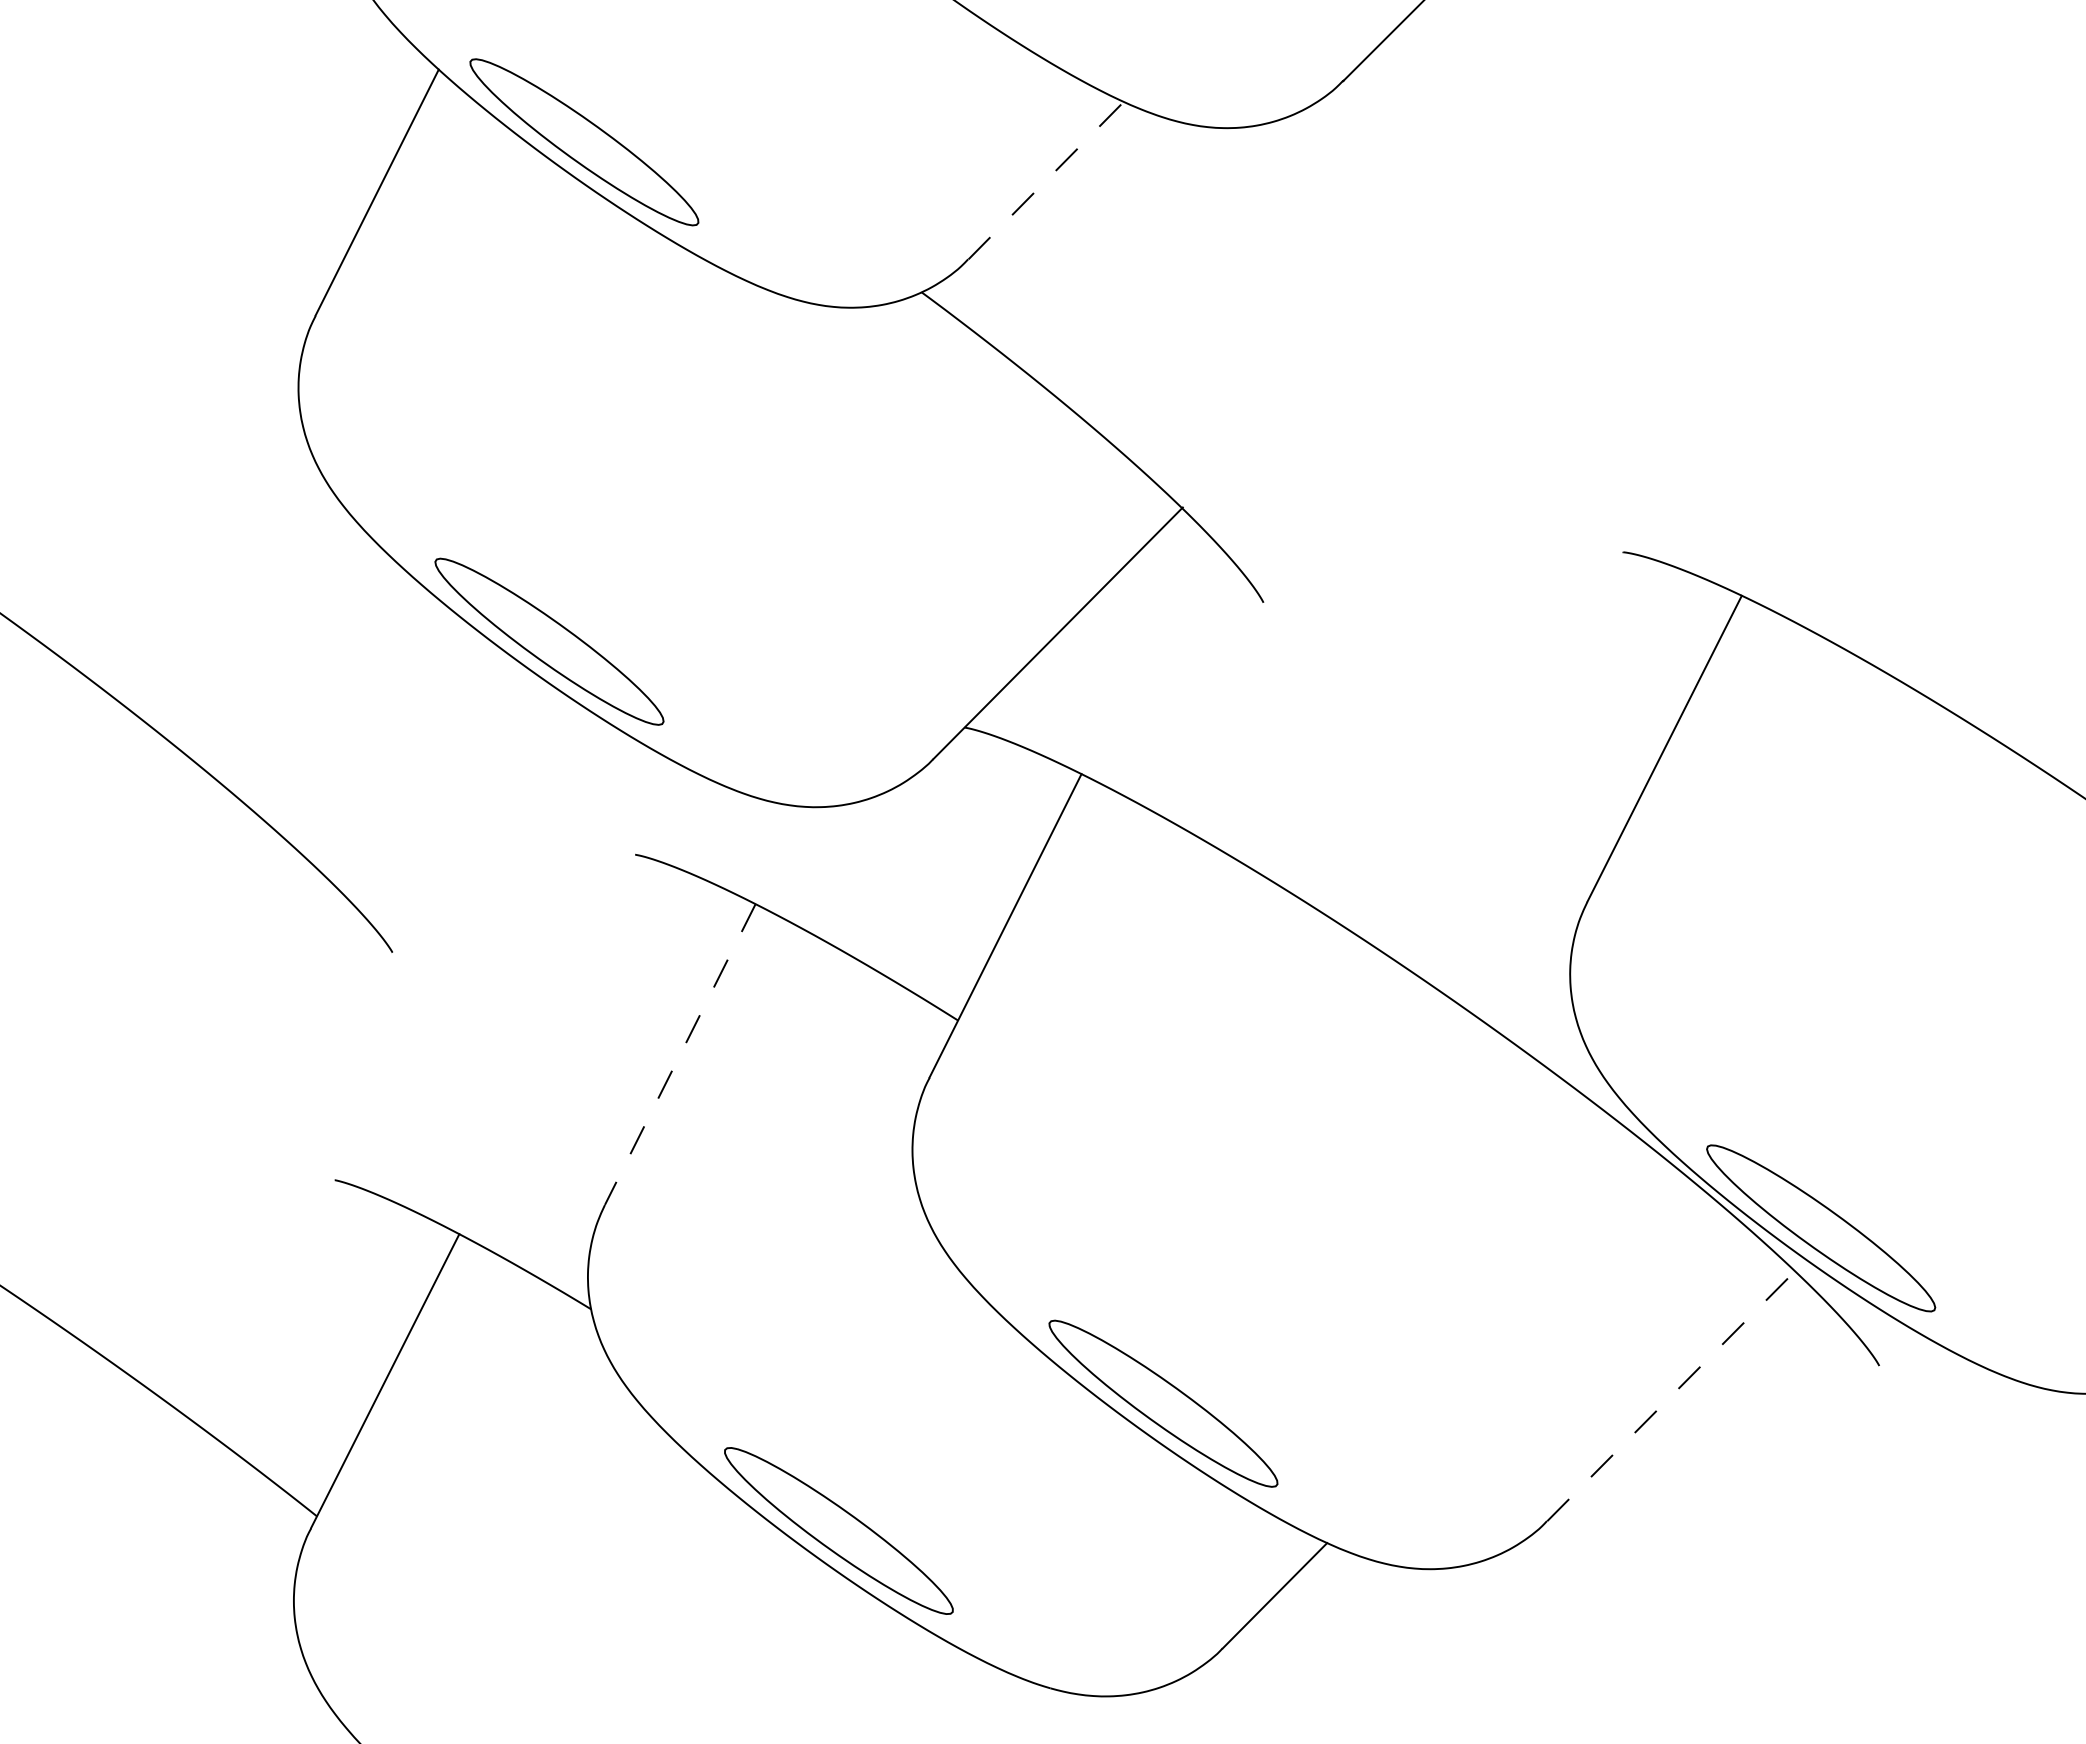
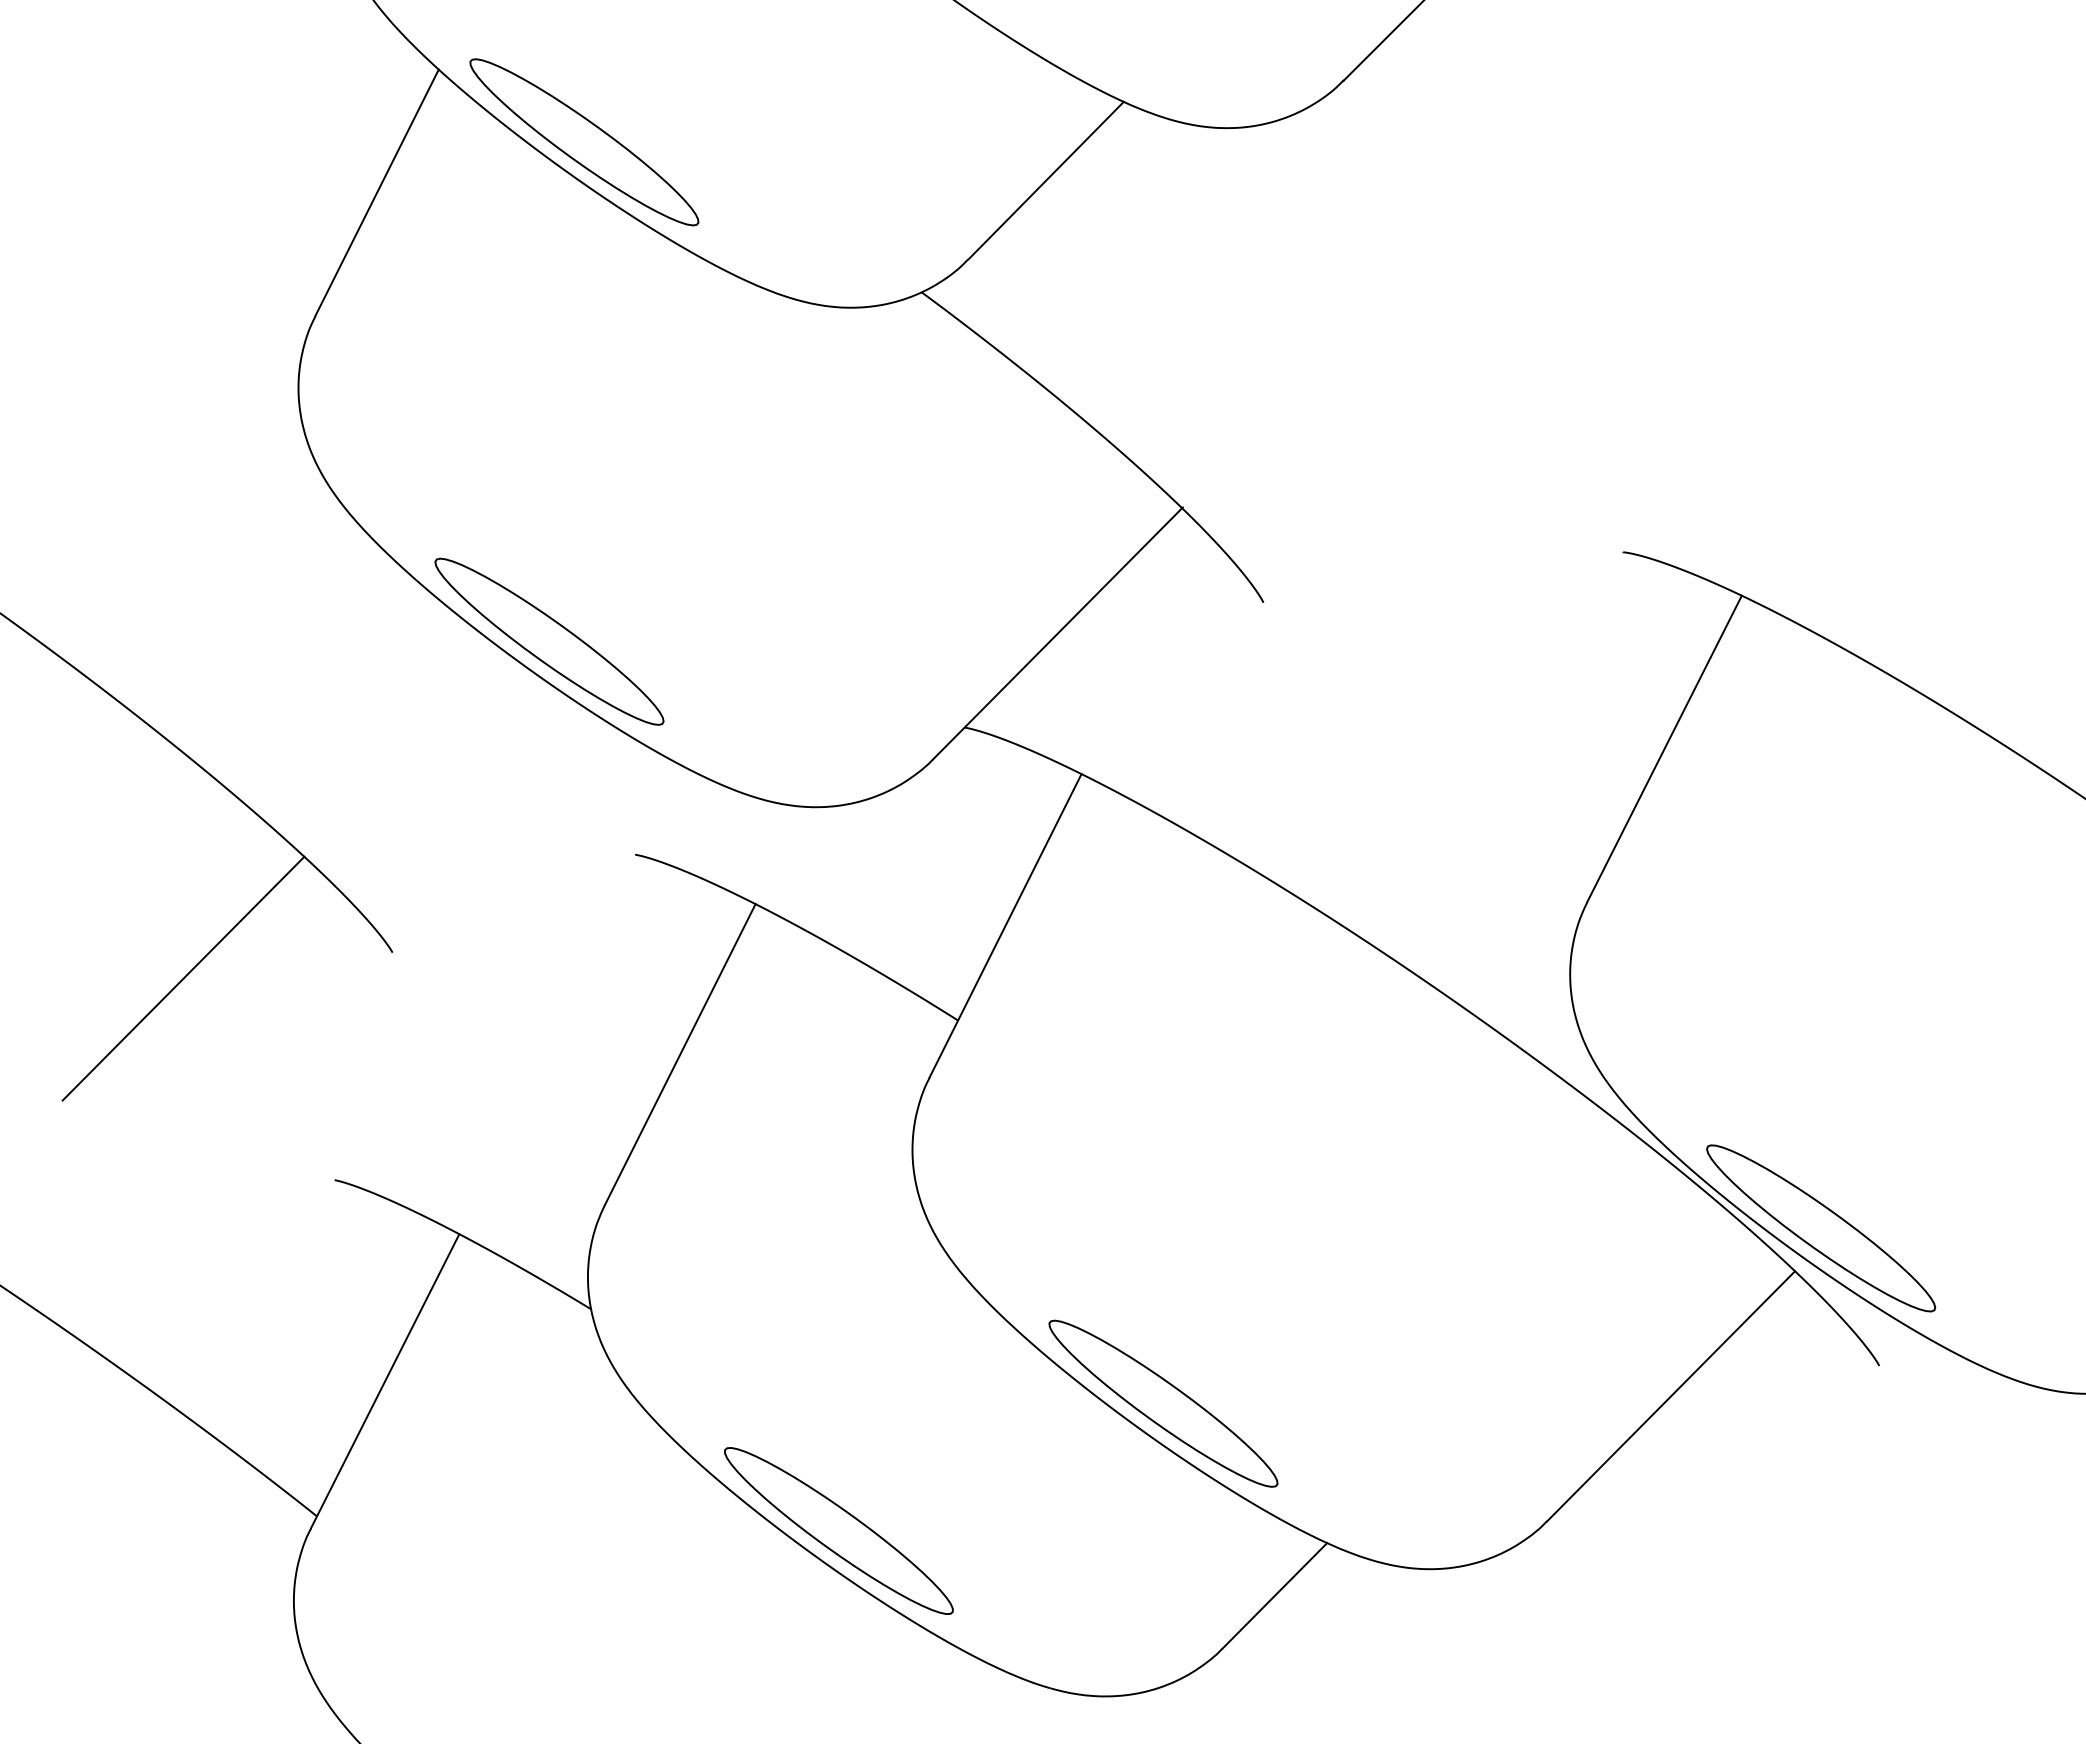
line: dashed -> solid (1046, 180)
line: none -> present (183, 978)
line: dashed -> solid (680, 1054)
line: dashed -> solid (1671, 1396)
